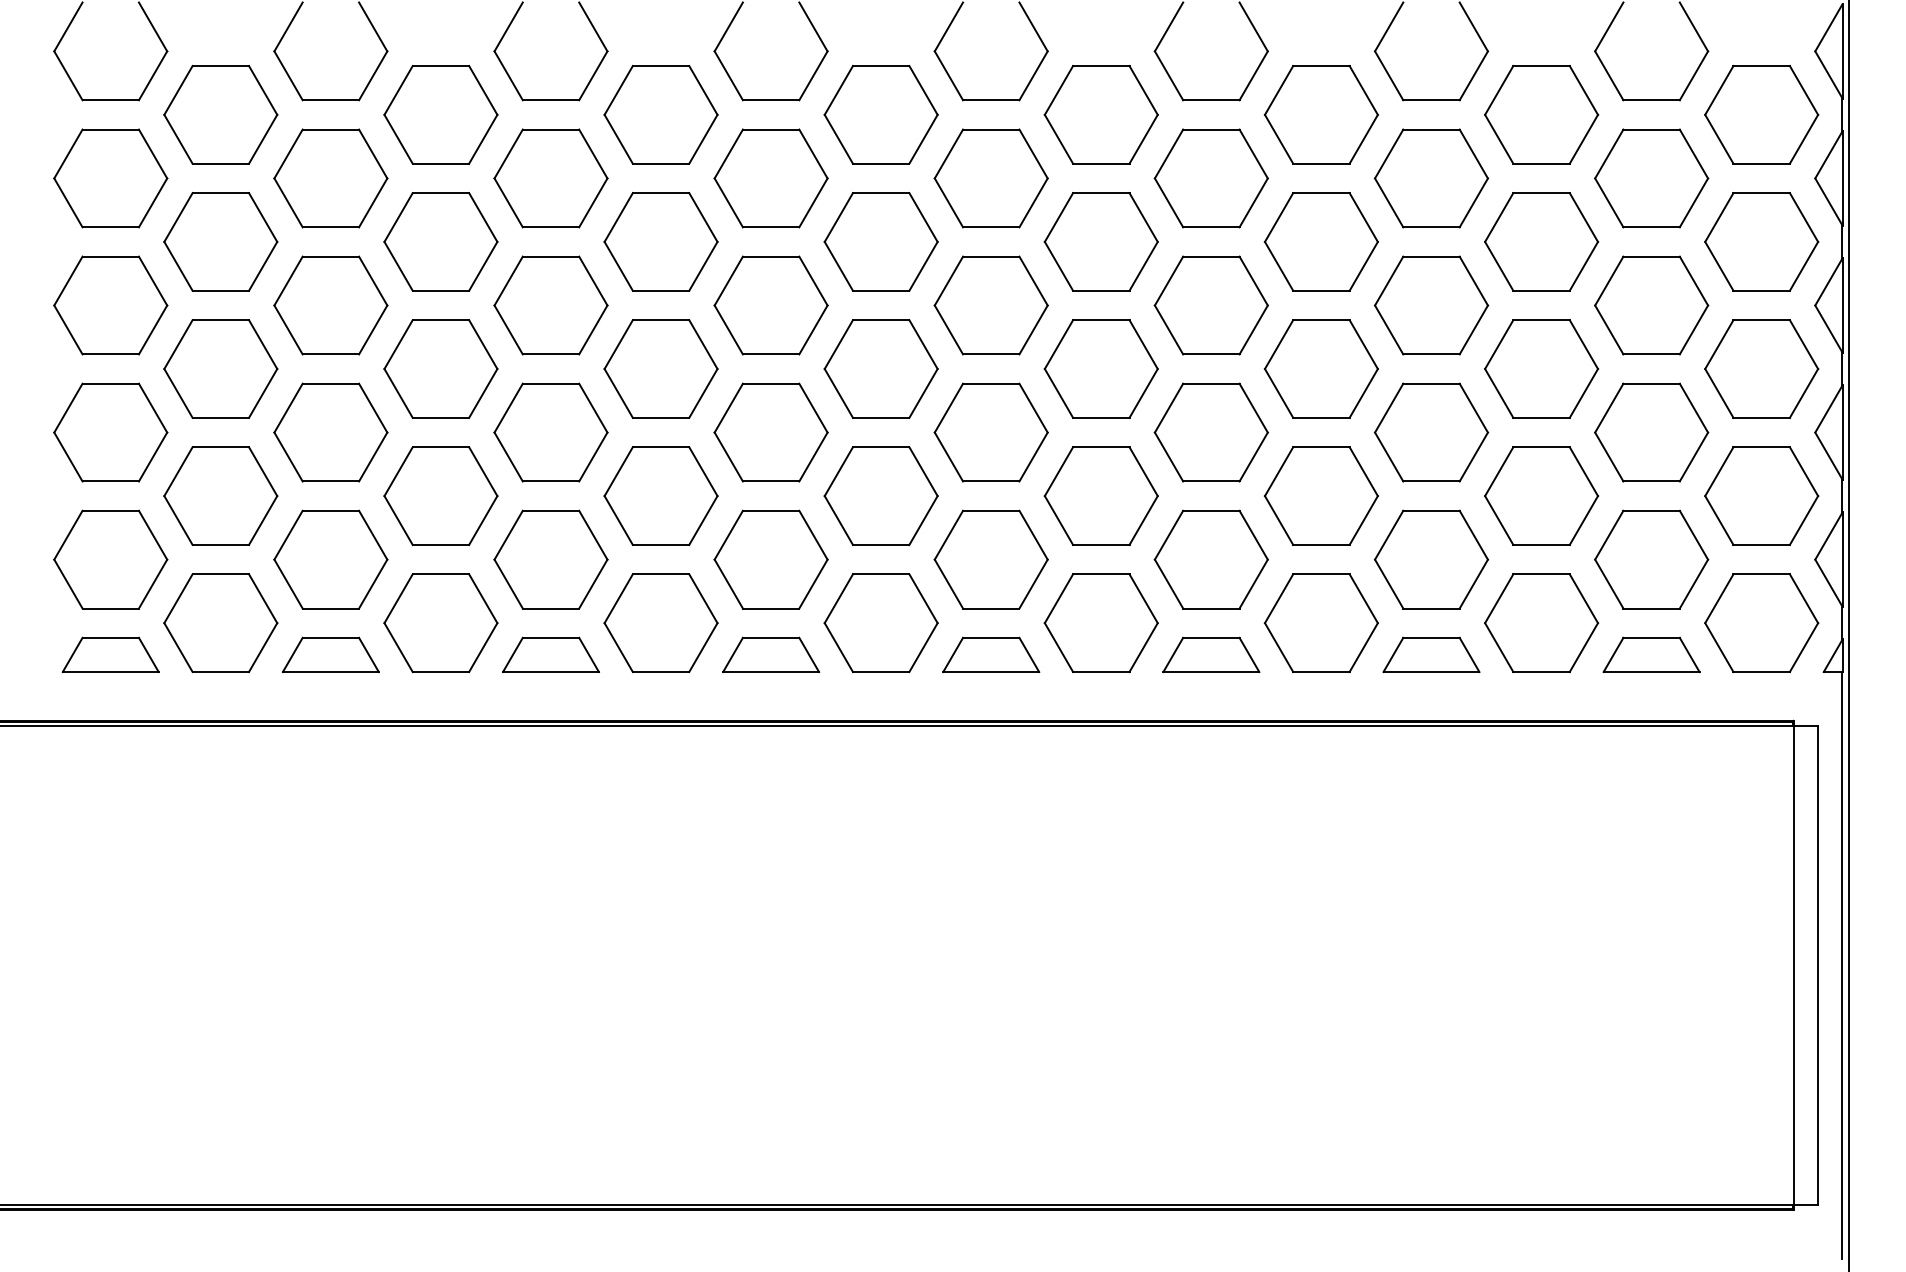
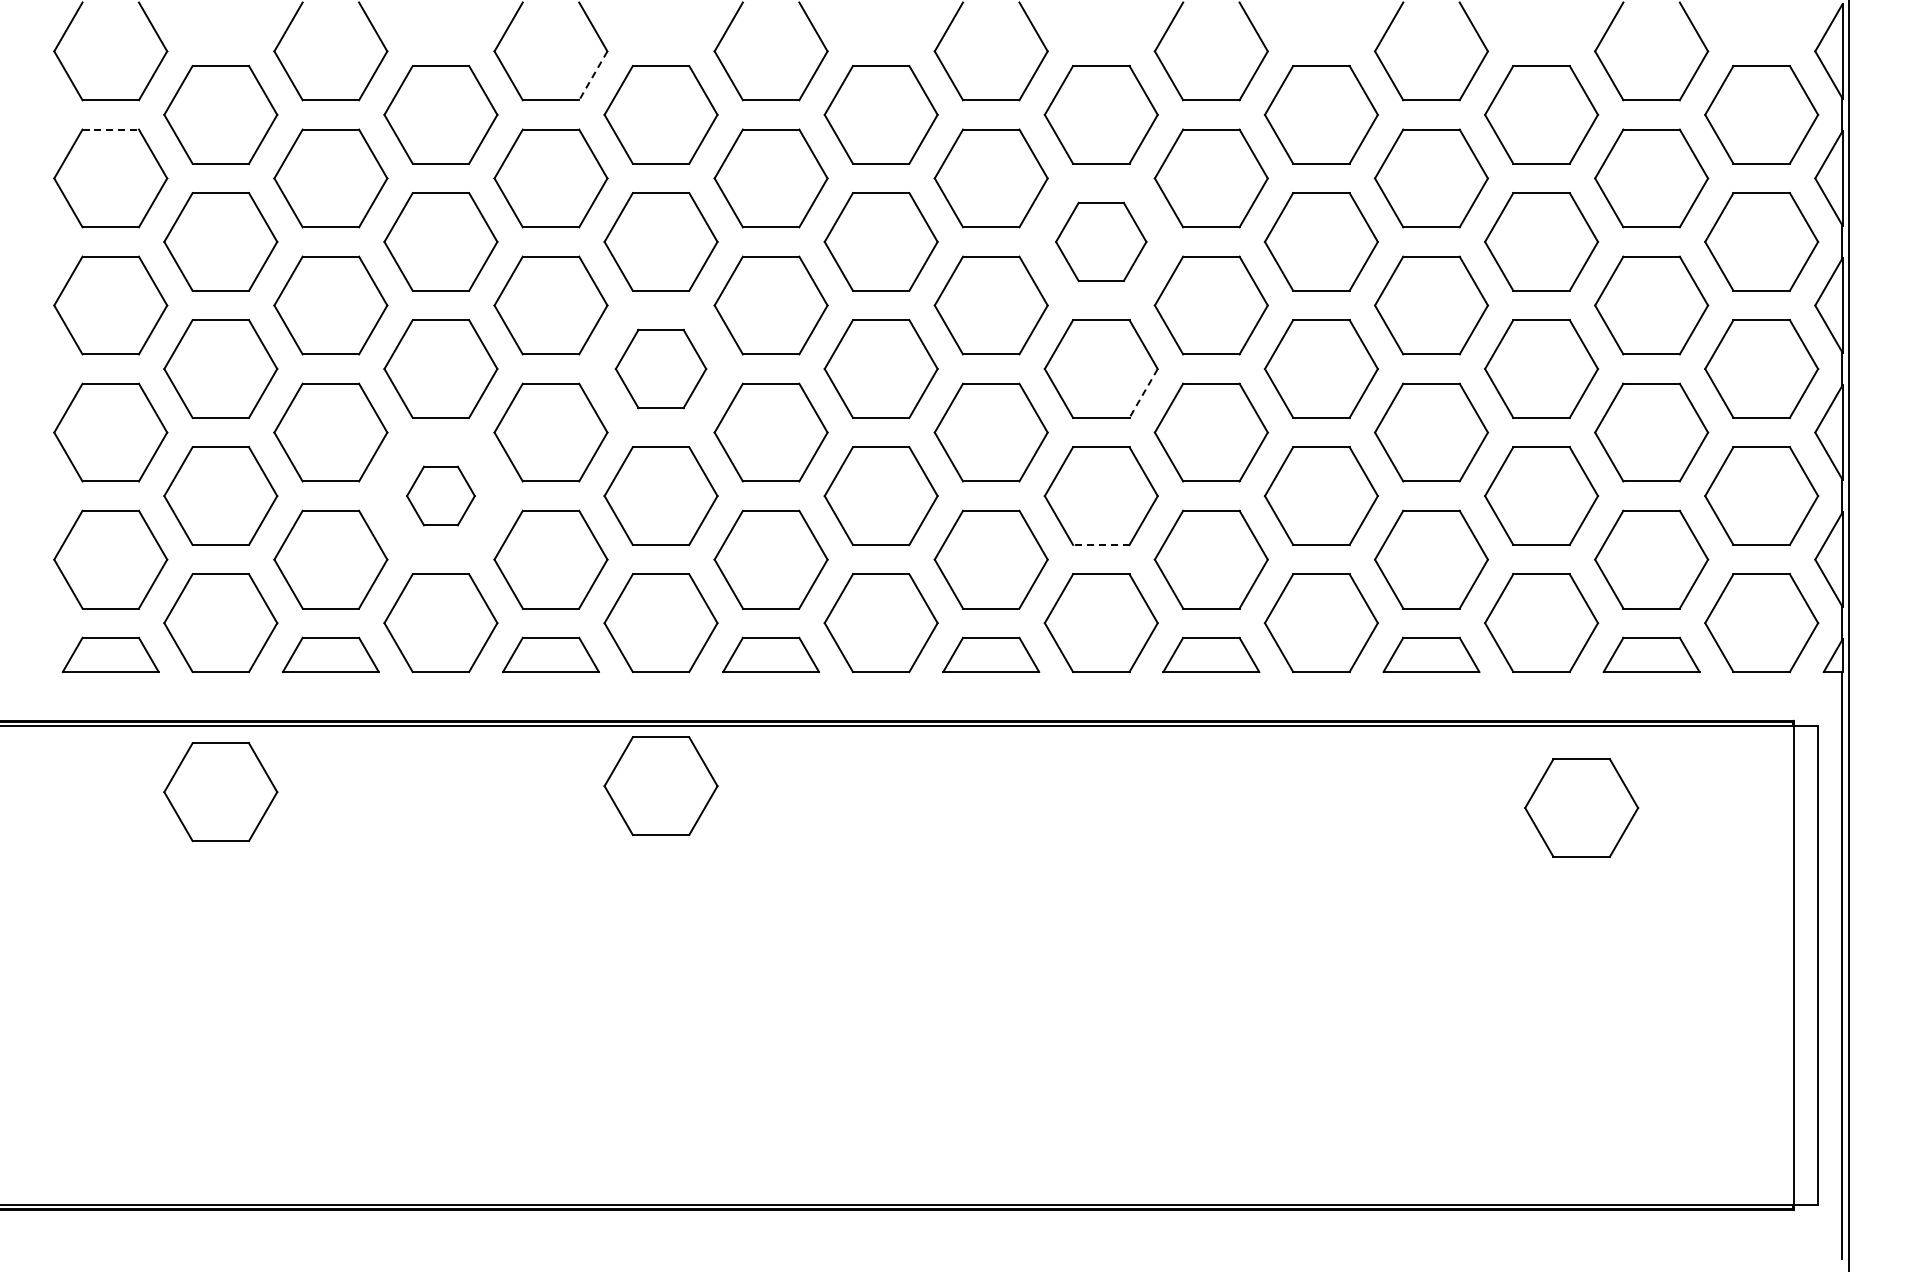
line: solid -> dashed (593, 76)
line: solid -> dashed (111, 129)
part size: 116x100 px -> 93x82 px (1101, 241)
part size: 116x100 px -> 94x82 px (660, 368)
line: solid -> dashed (1143, 393)
part size: 116x100 px -> 70x62 px (440, 495)
line: solid -> dashed (1100, 544)
part: none -> present (660, 786)
part: none -> present (220, 792)
part: none -> present (1581, 807)
